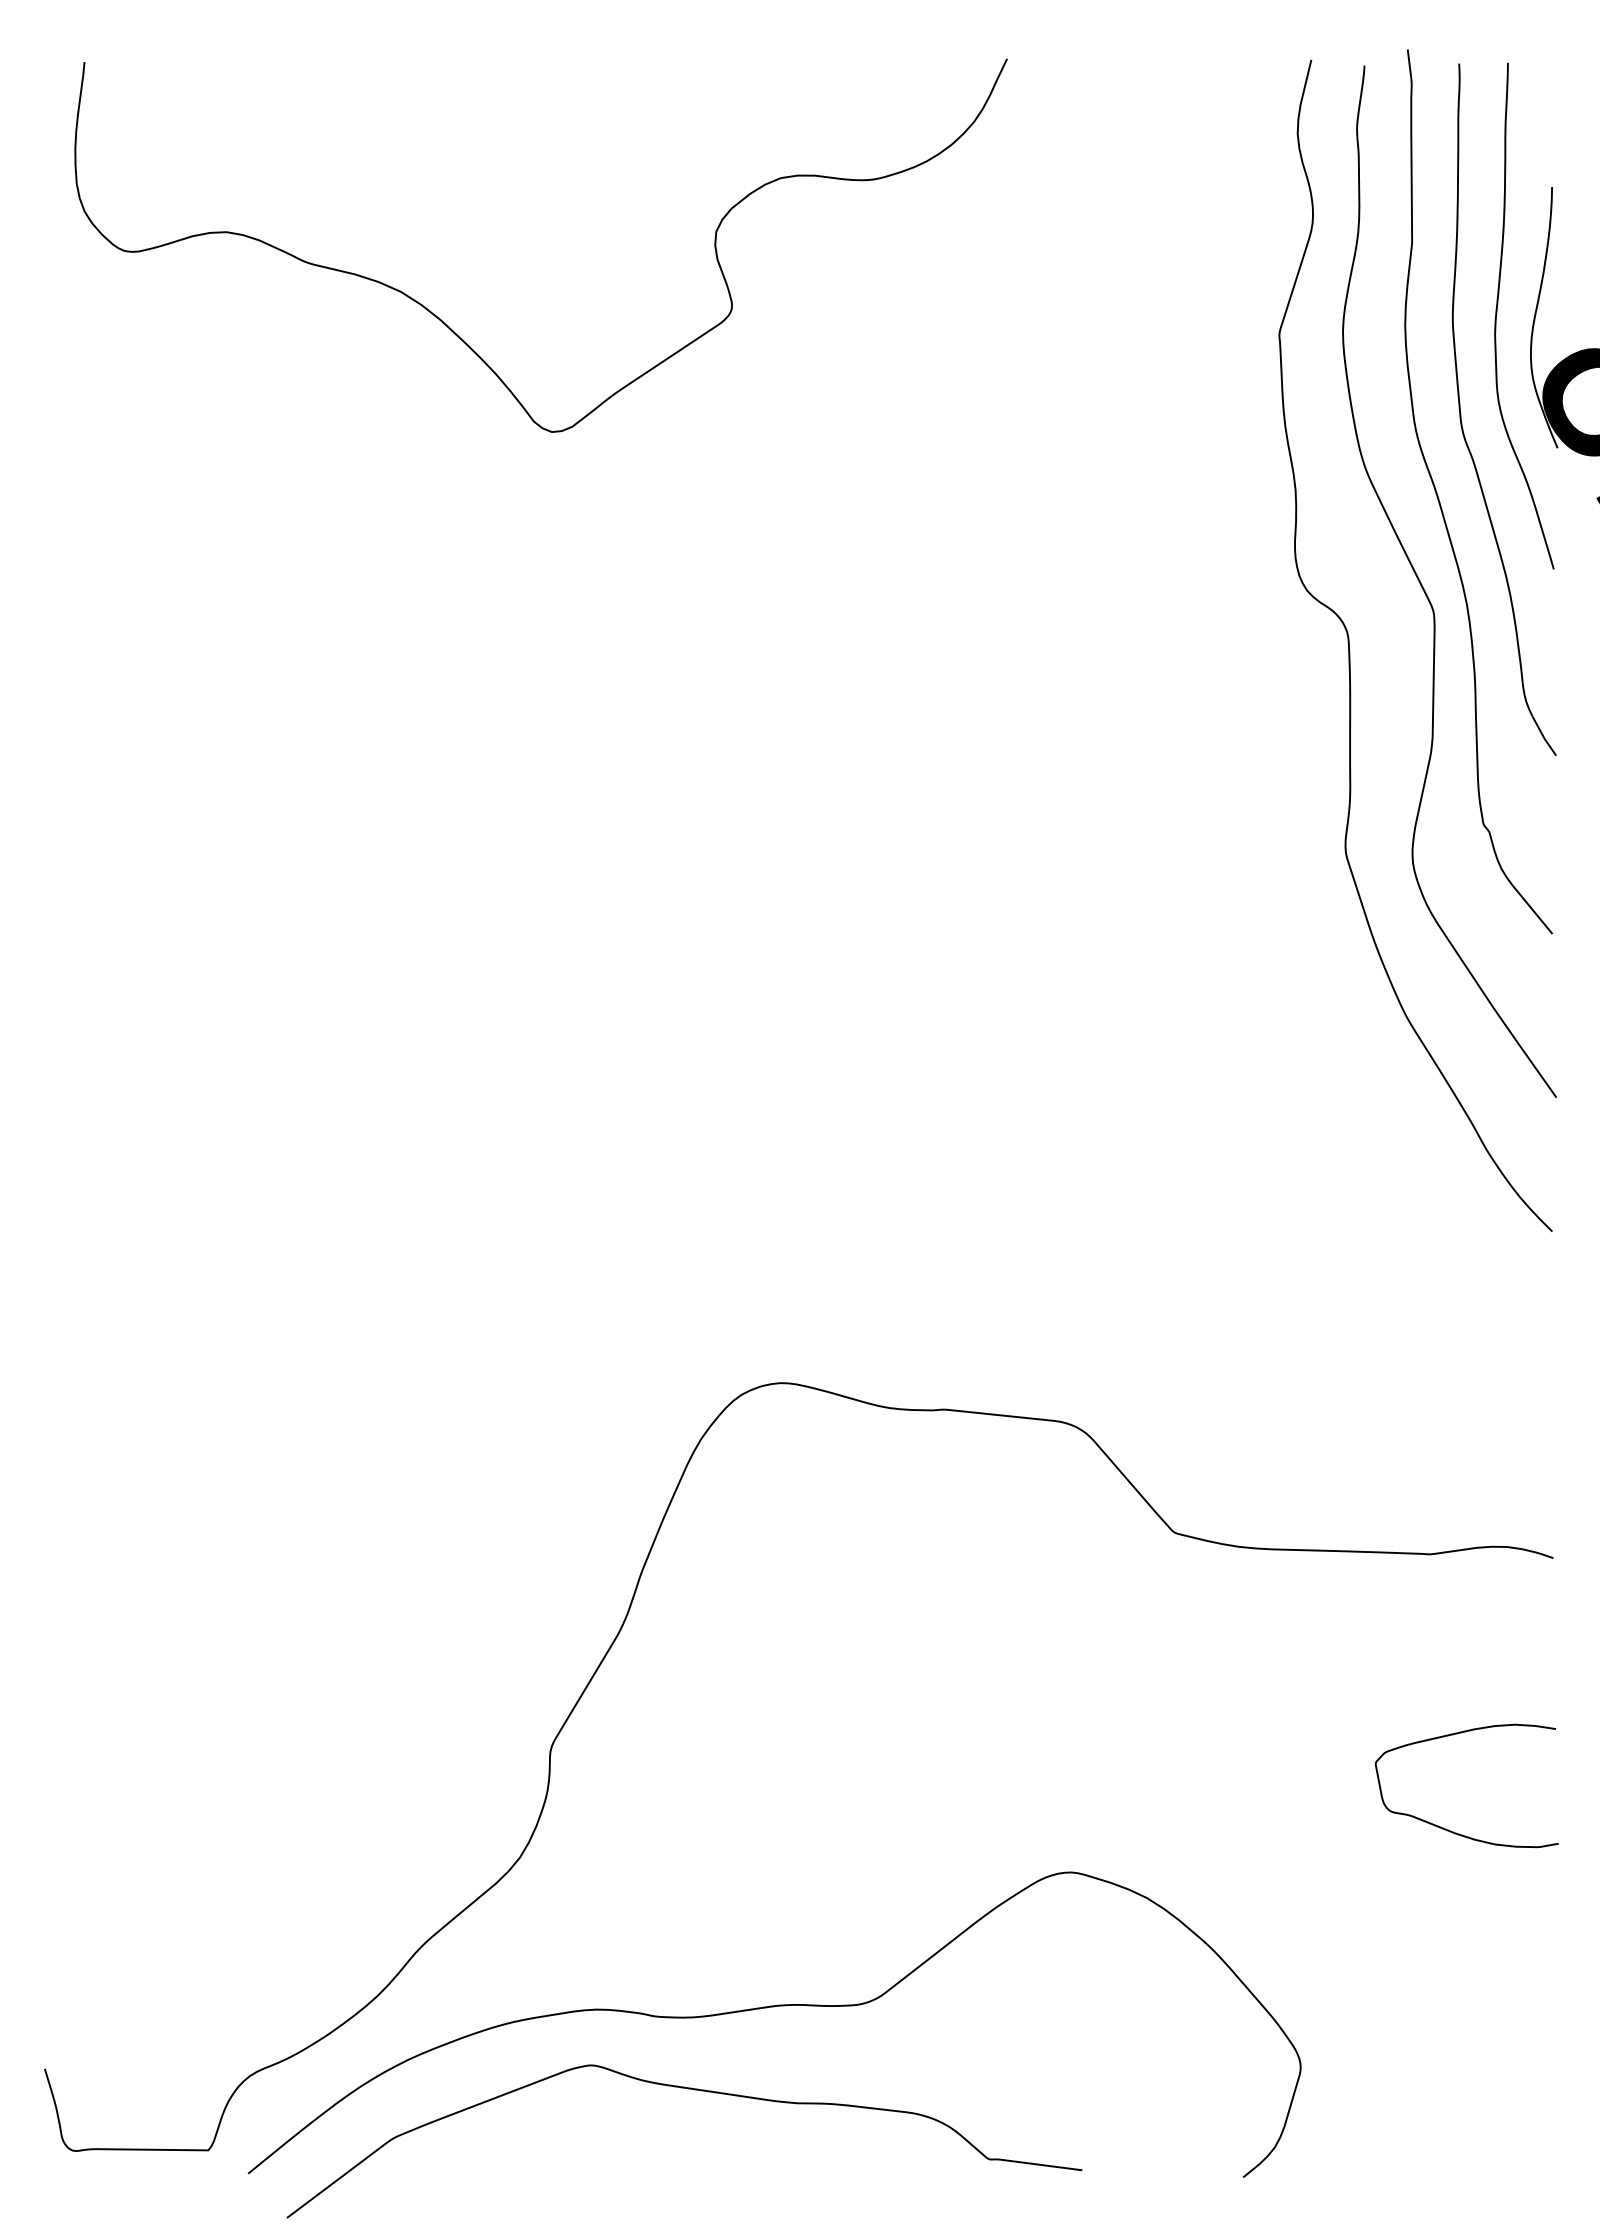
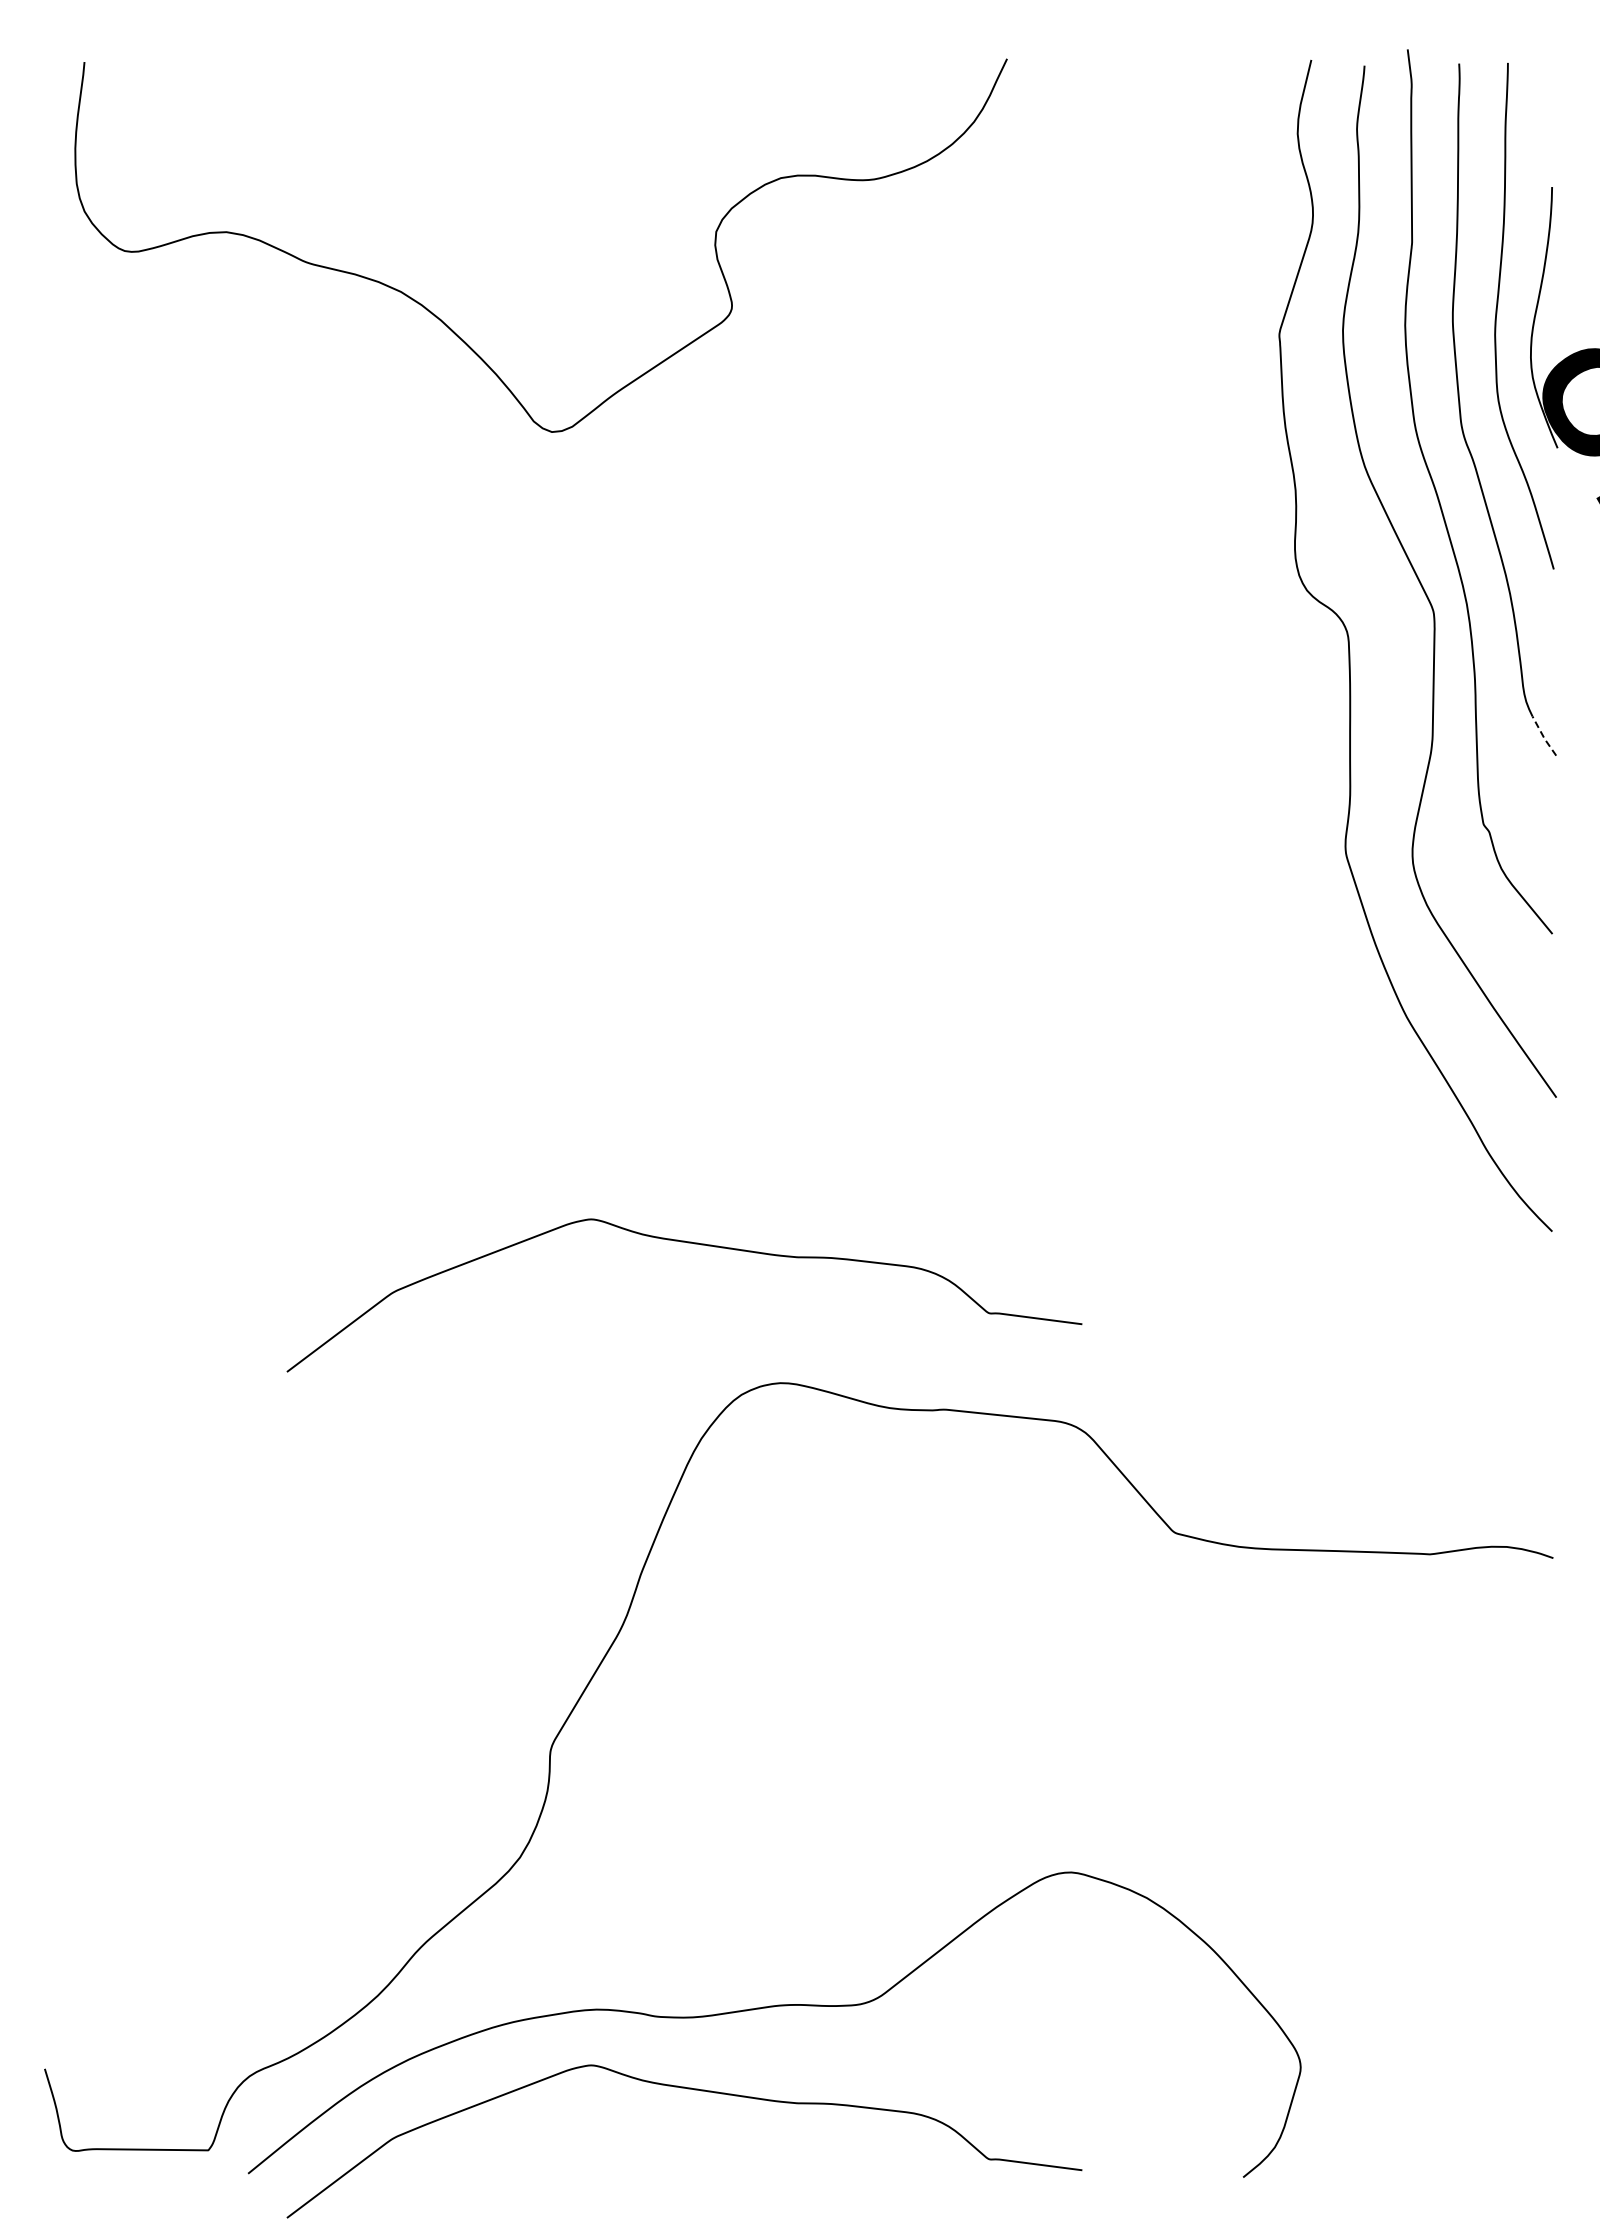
line: solid -> dashed (1543, 737)
curve: none -> present (694, 1244)
part: present -> none (1446, 1828)
